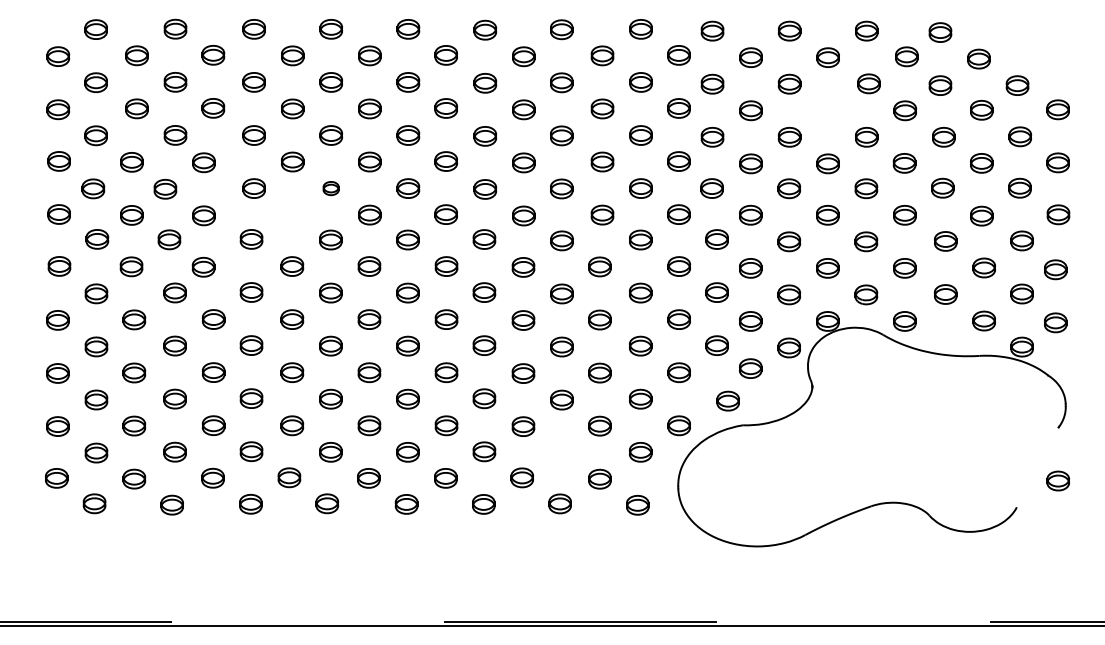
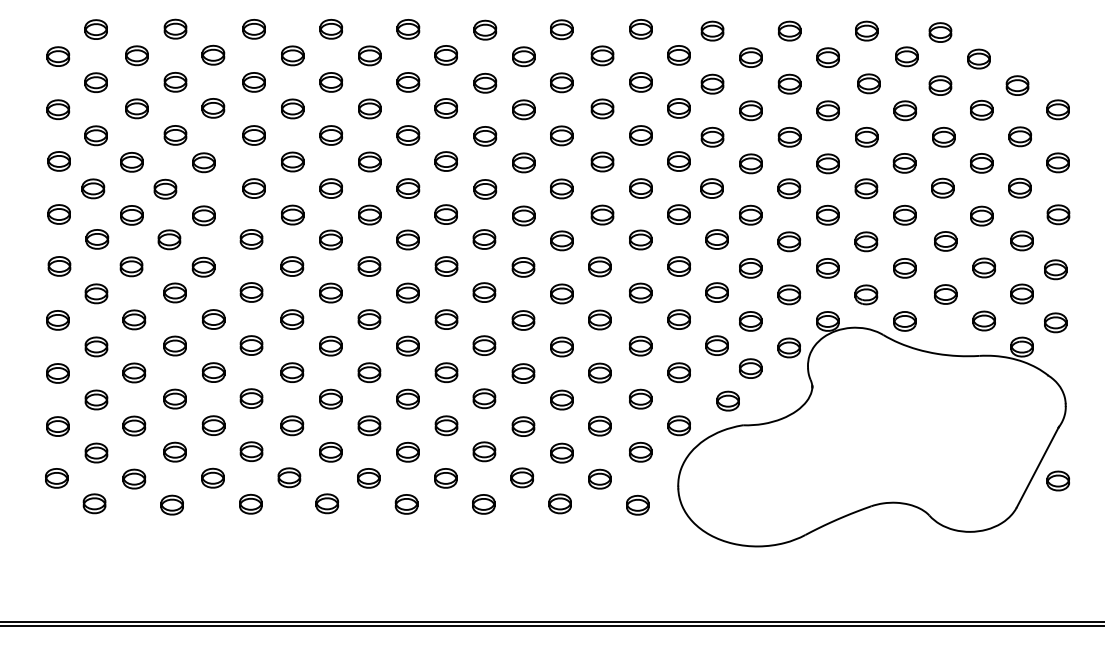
part: none -> present (827, 110)
part size: 18x16 px -> 24x21 px (330, 188)
part: none -> present (292, 214)
part: none -> present (561, 452)
line: none -> present (1037, 467)
line: dashed -> solid (552, 621)
